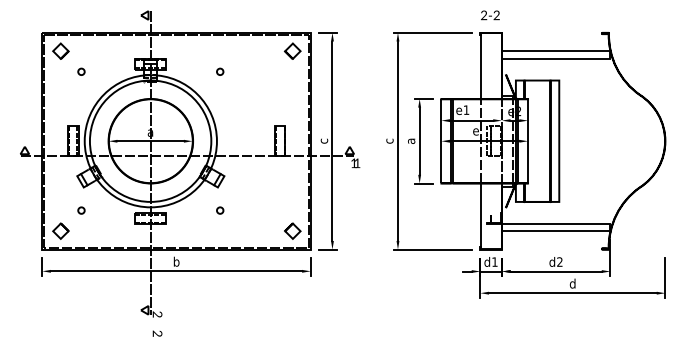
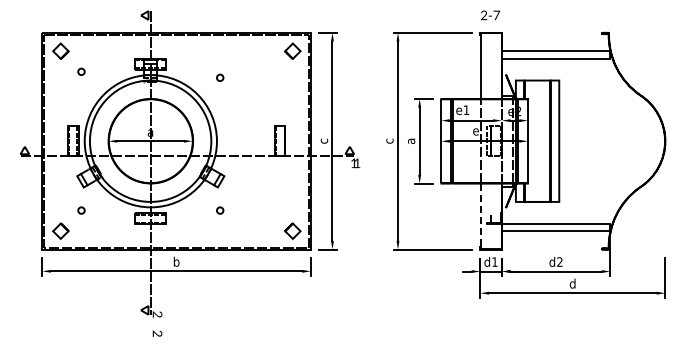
text: 2-2 -> 2-7 (496, 15)
circle position: (220, 71) -> (220, 77) (220, 77)
line: solid -> dashed (480, 215)
